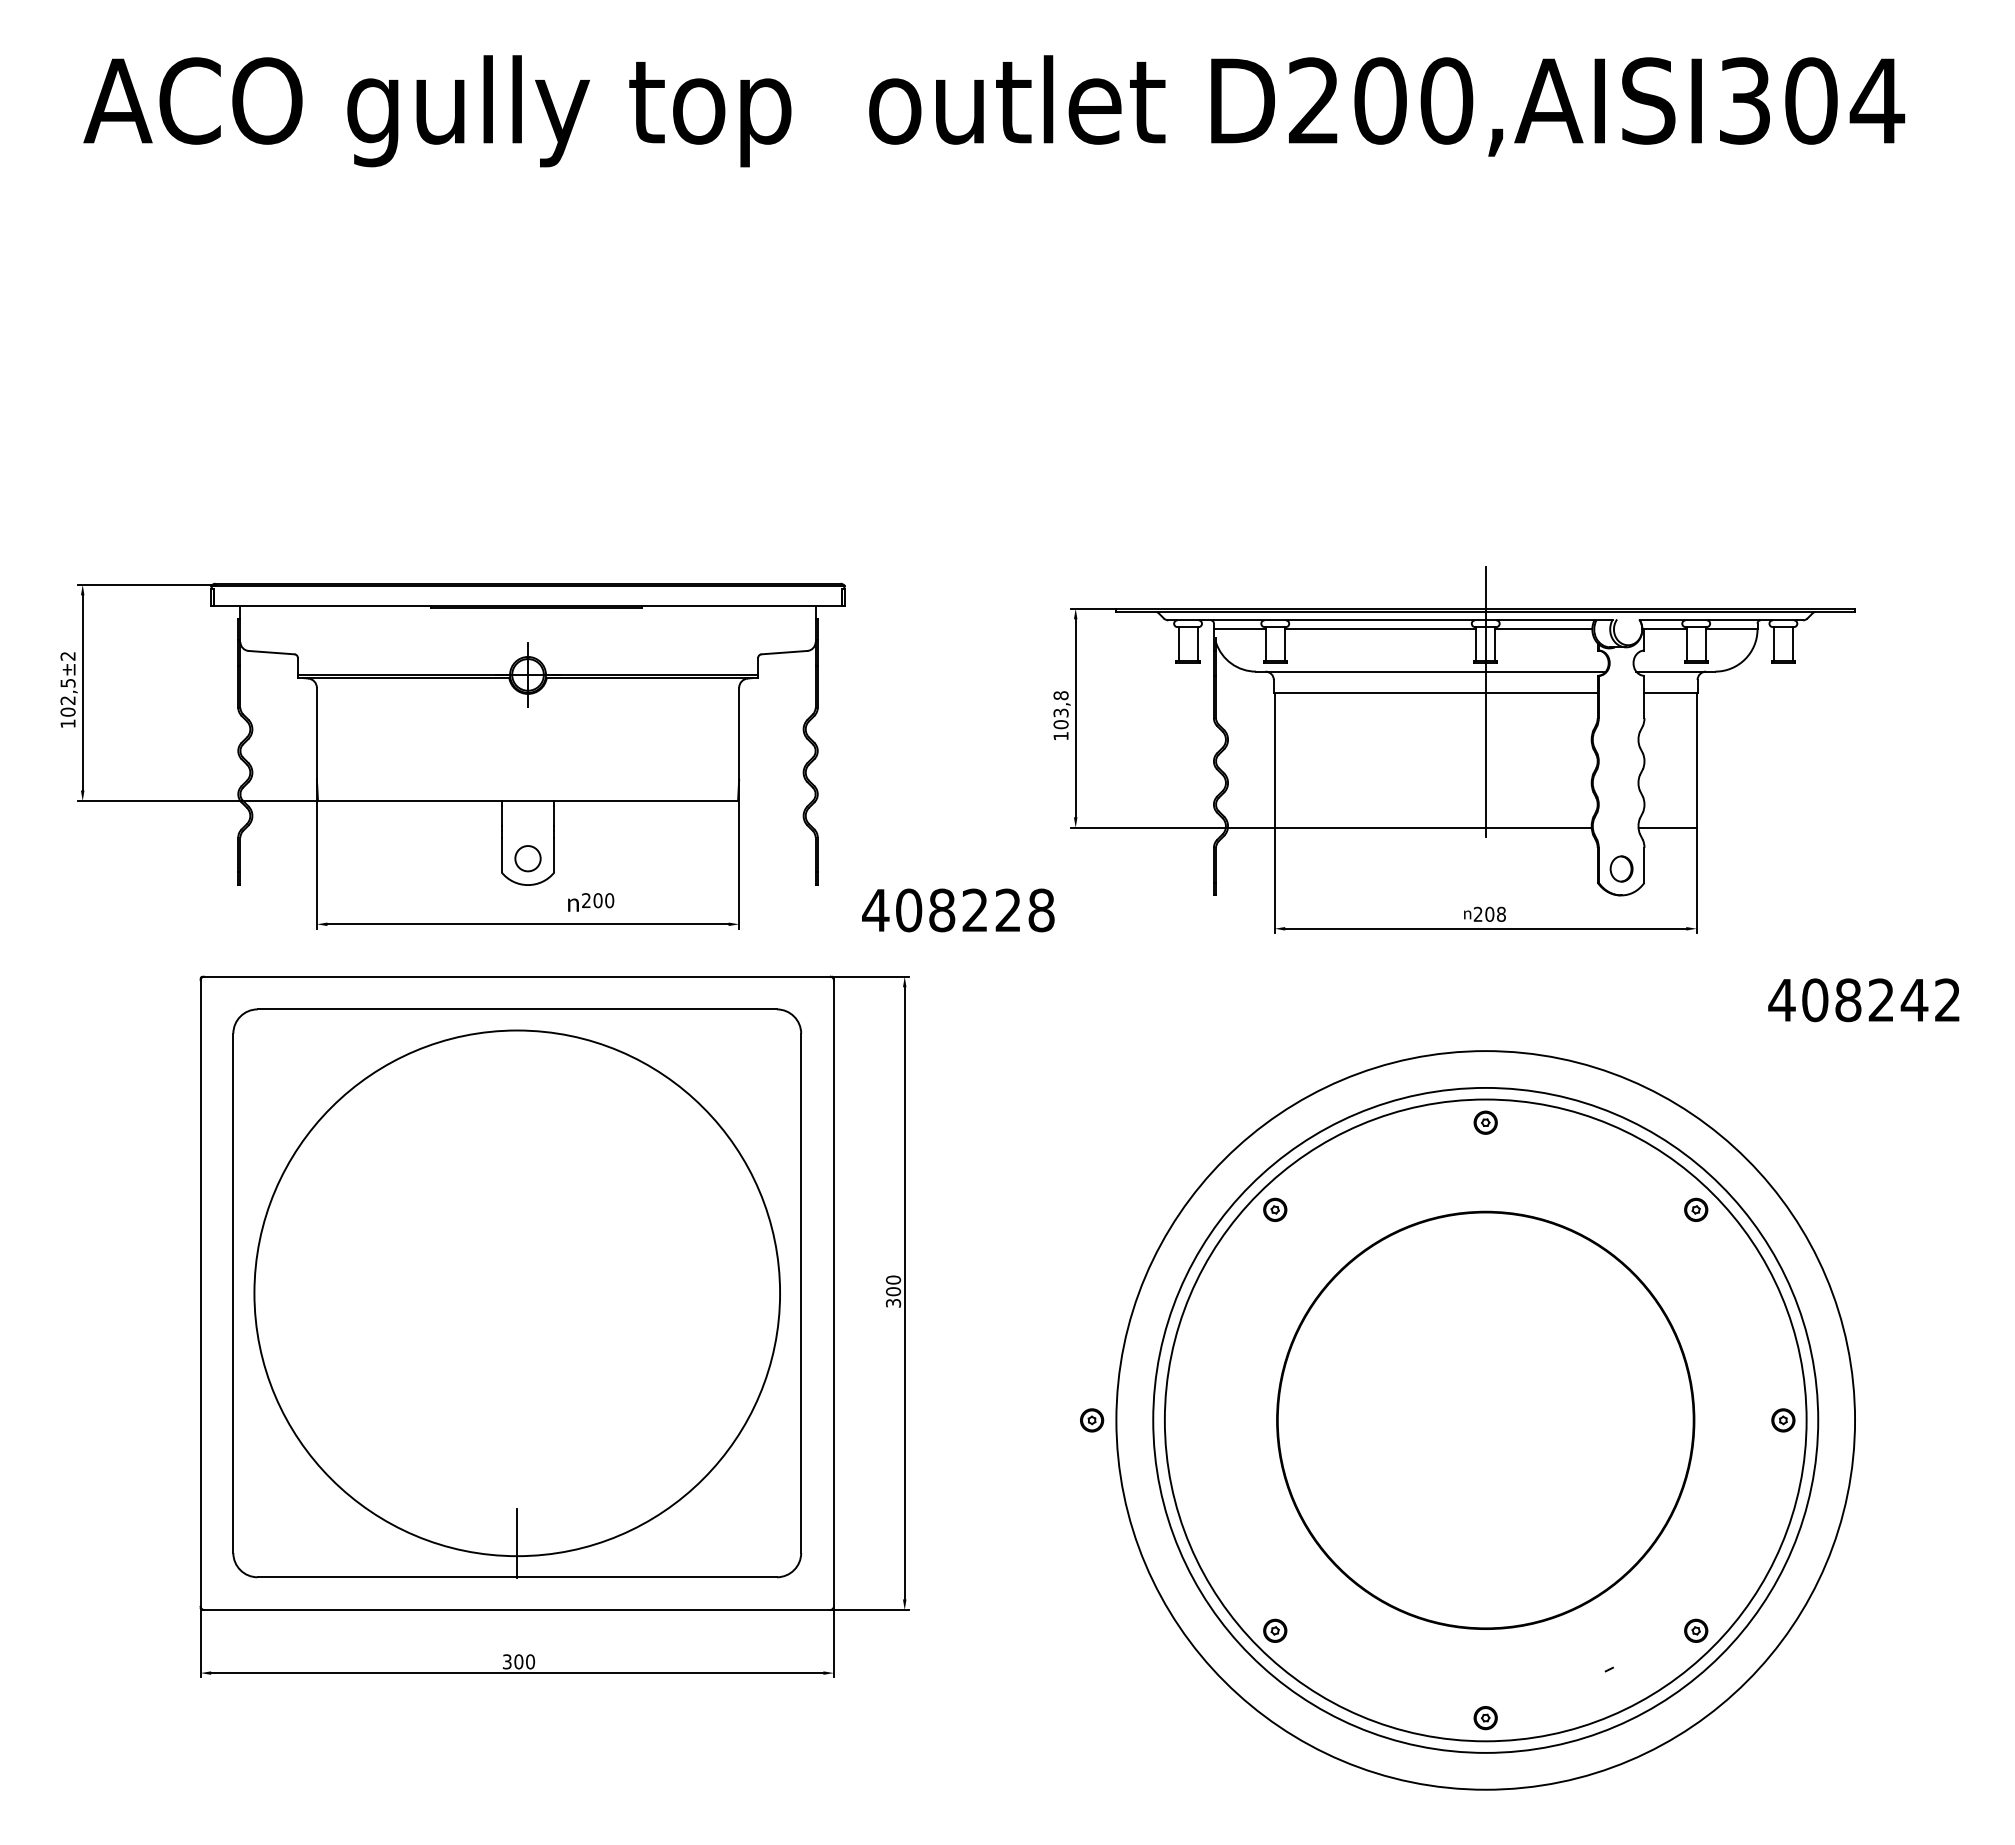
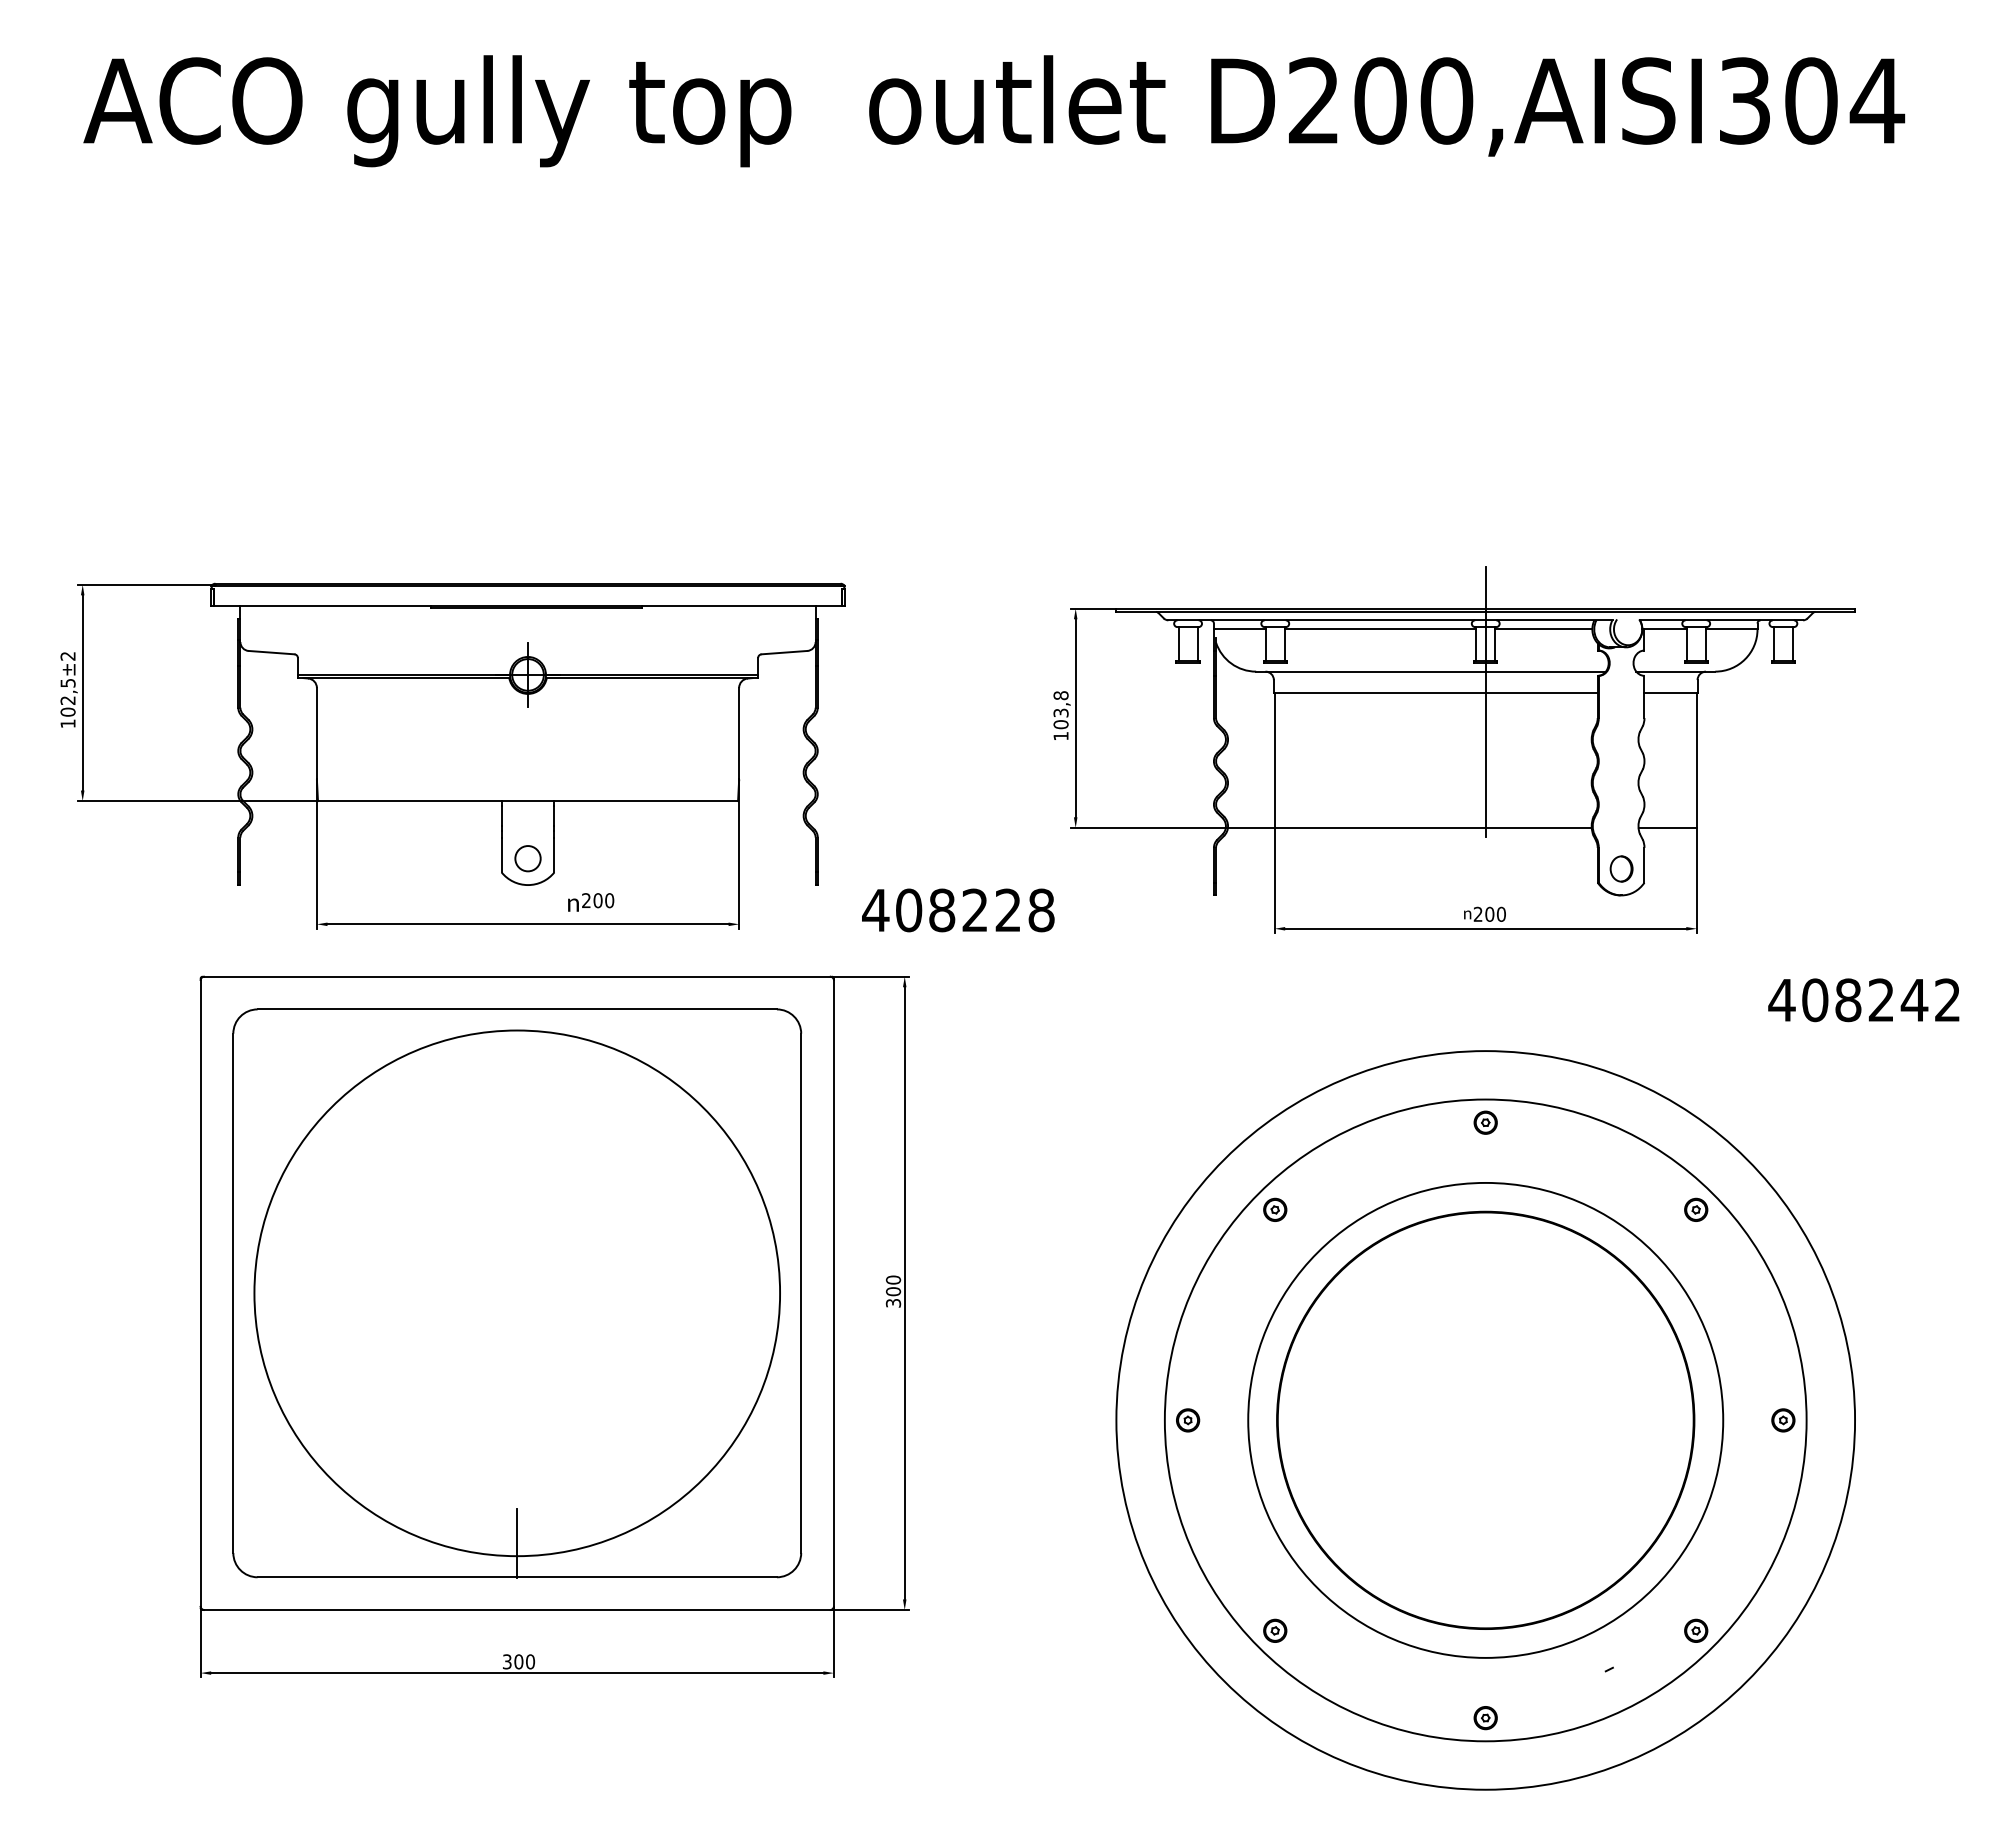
text: 208 -> 200 (1500, 914)
circle diameter: 665 px -> 475 px (1485, 1419)
part position: (1092, 1420) -> (1188, 1420) (1188, 1420)
